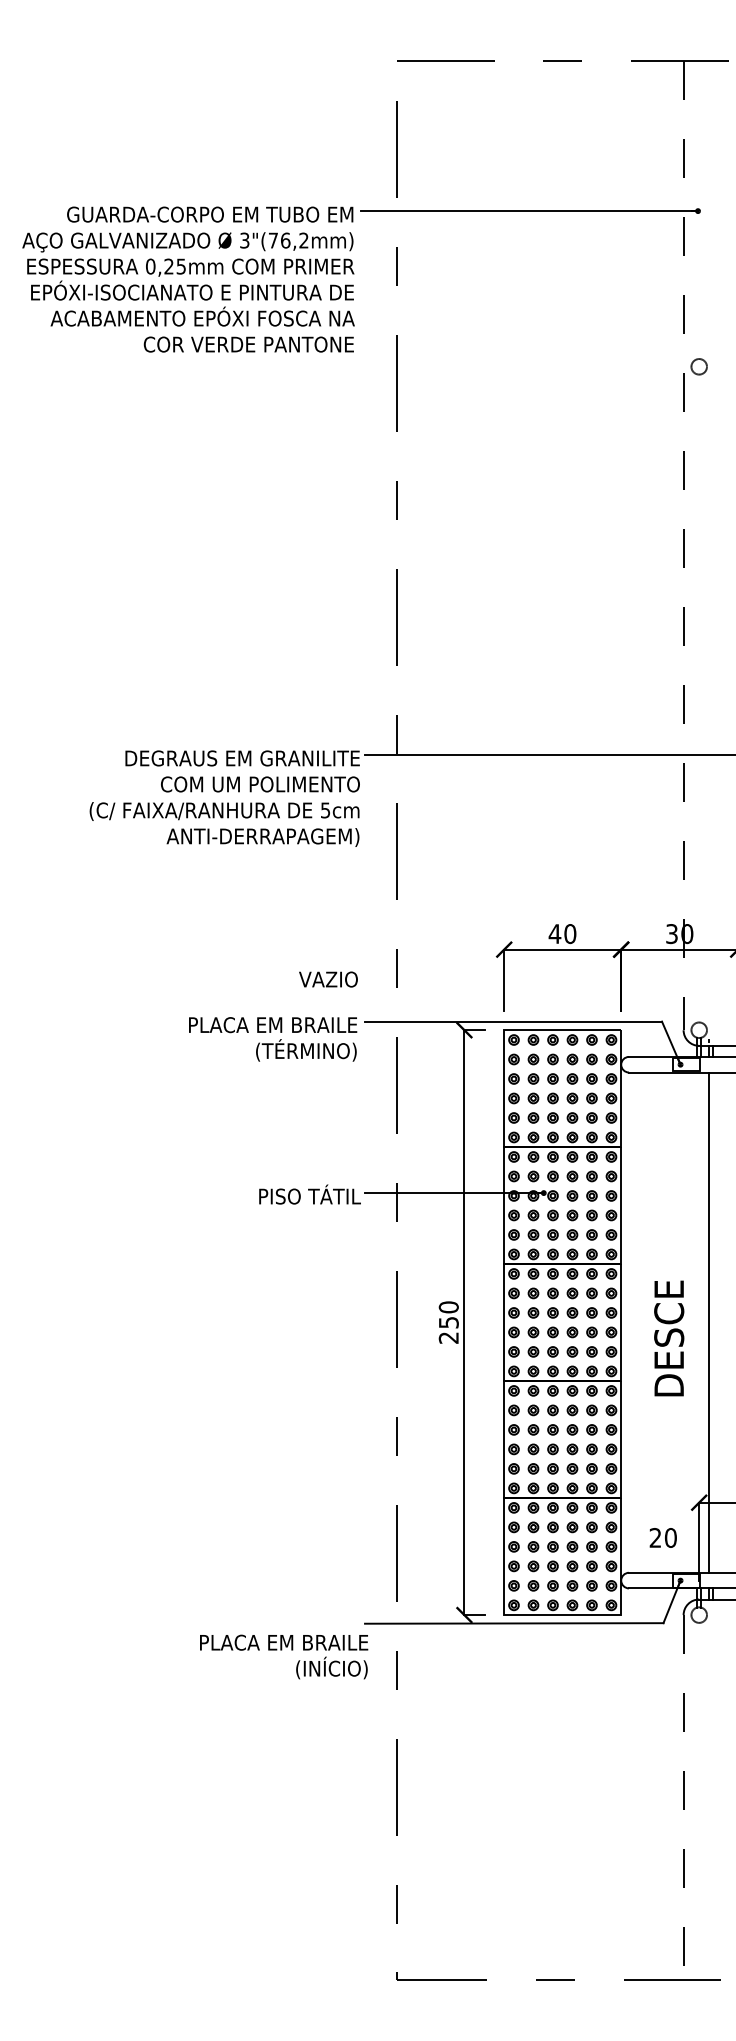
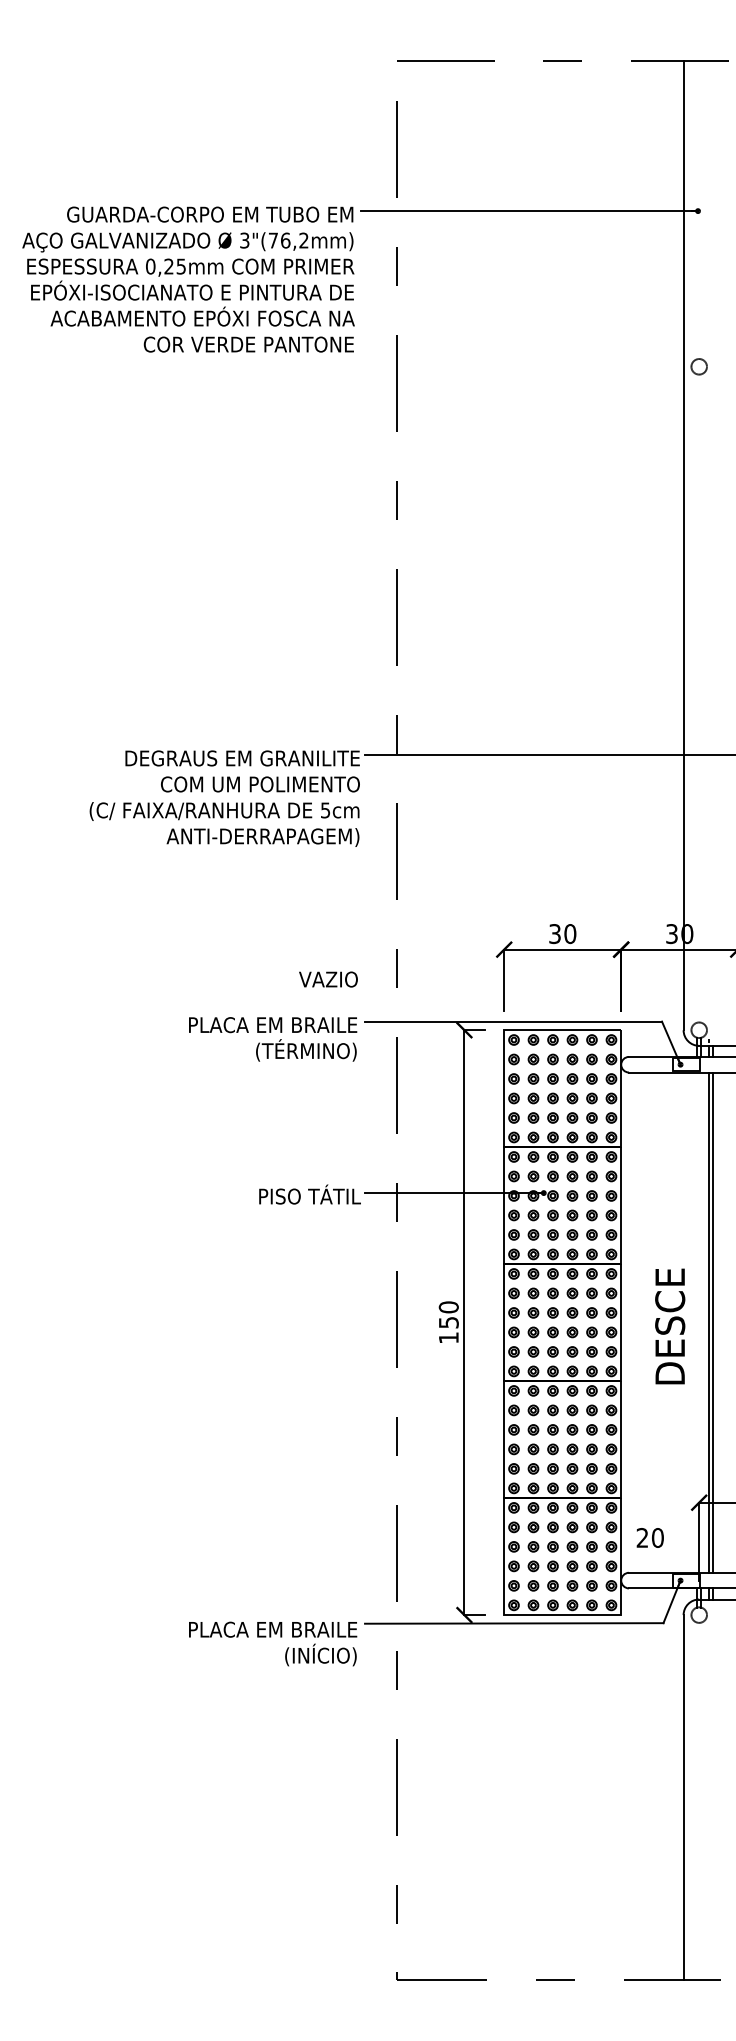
line: dashed -> solid (683, 545)
text: 40 -> 30 (554, 934)
line: none -> present (712, 1322)
text: 250 -> 150 (448, 1337)
text position: (669, 1338) -> (670, 1326) (670, 1326)
text position: (662, 1537) -> (649, 1537) (649, 1537)
text position: (284, 1656) -> (273, 1643) (273, 1643)
line: dashed -> solid (683, 1797)
